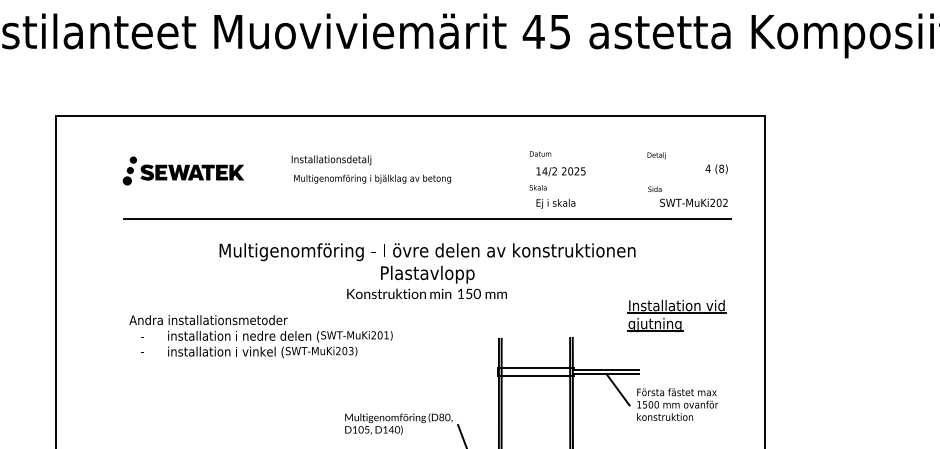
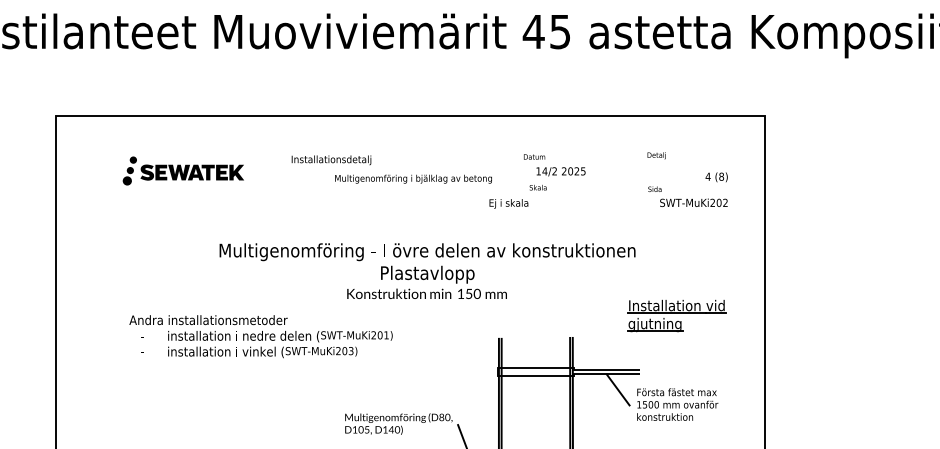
text position: (540, 153) -> (534, 156) (534, 156)
text position: (716, 169) -> (716, 177) (716, 177)
text position: (372, 178) -> (413, 178) (413, 178)
text position: (555, 203) -> (508, 203) (508, 203)
line: present -> none (427, 218)
